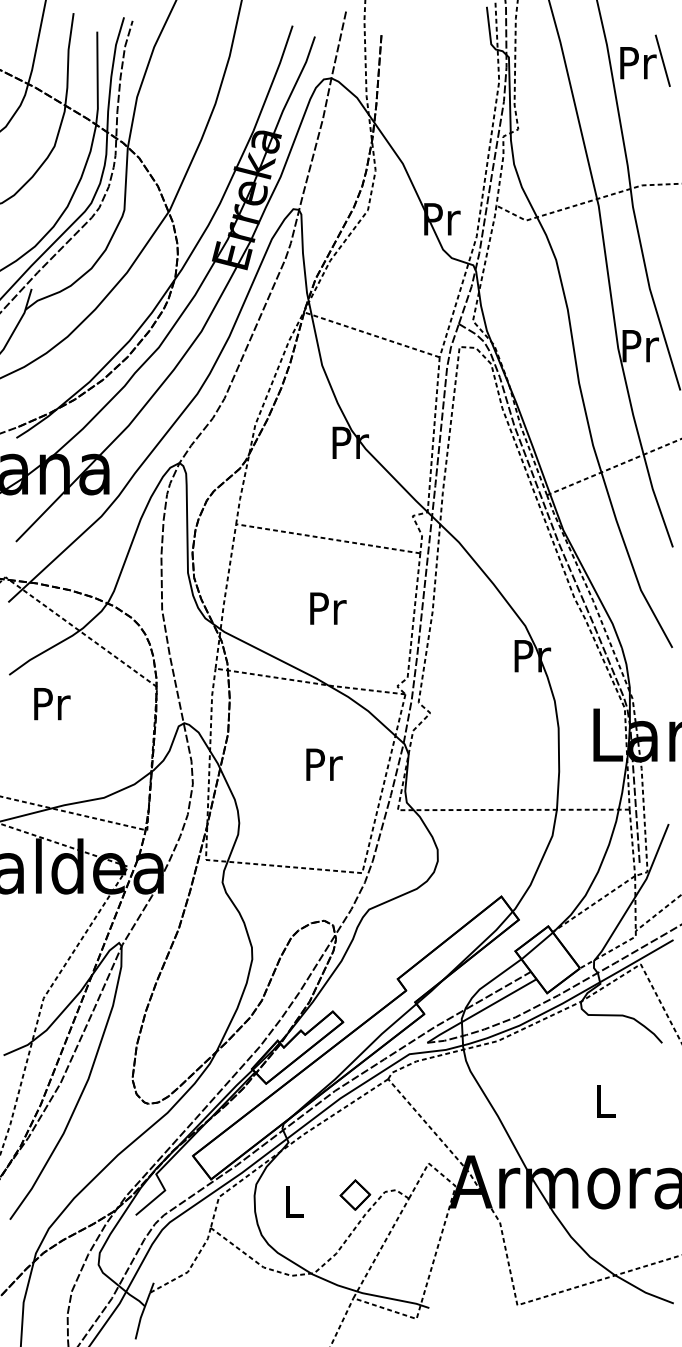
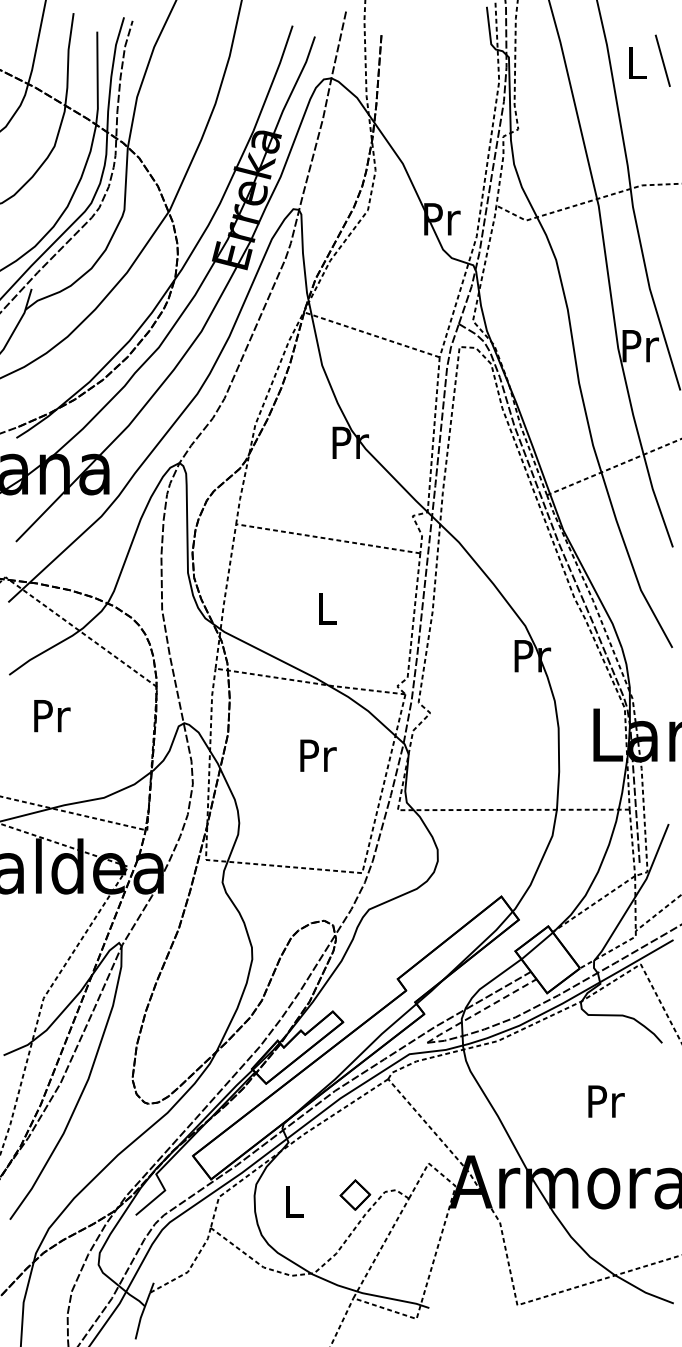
text: Pr -> L (638, 63)
text: Pr -> L (328, 608)
text position: (52, 704) -> (52, 716) (52, 716)
text position: (324, 764) -> (318, 755) (318, 755)
line: solid -> dashed (481, 1011)
text: L -> Pr (606, 1101)
